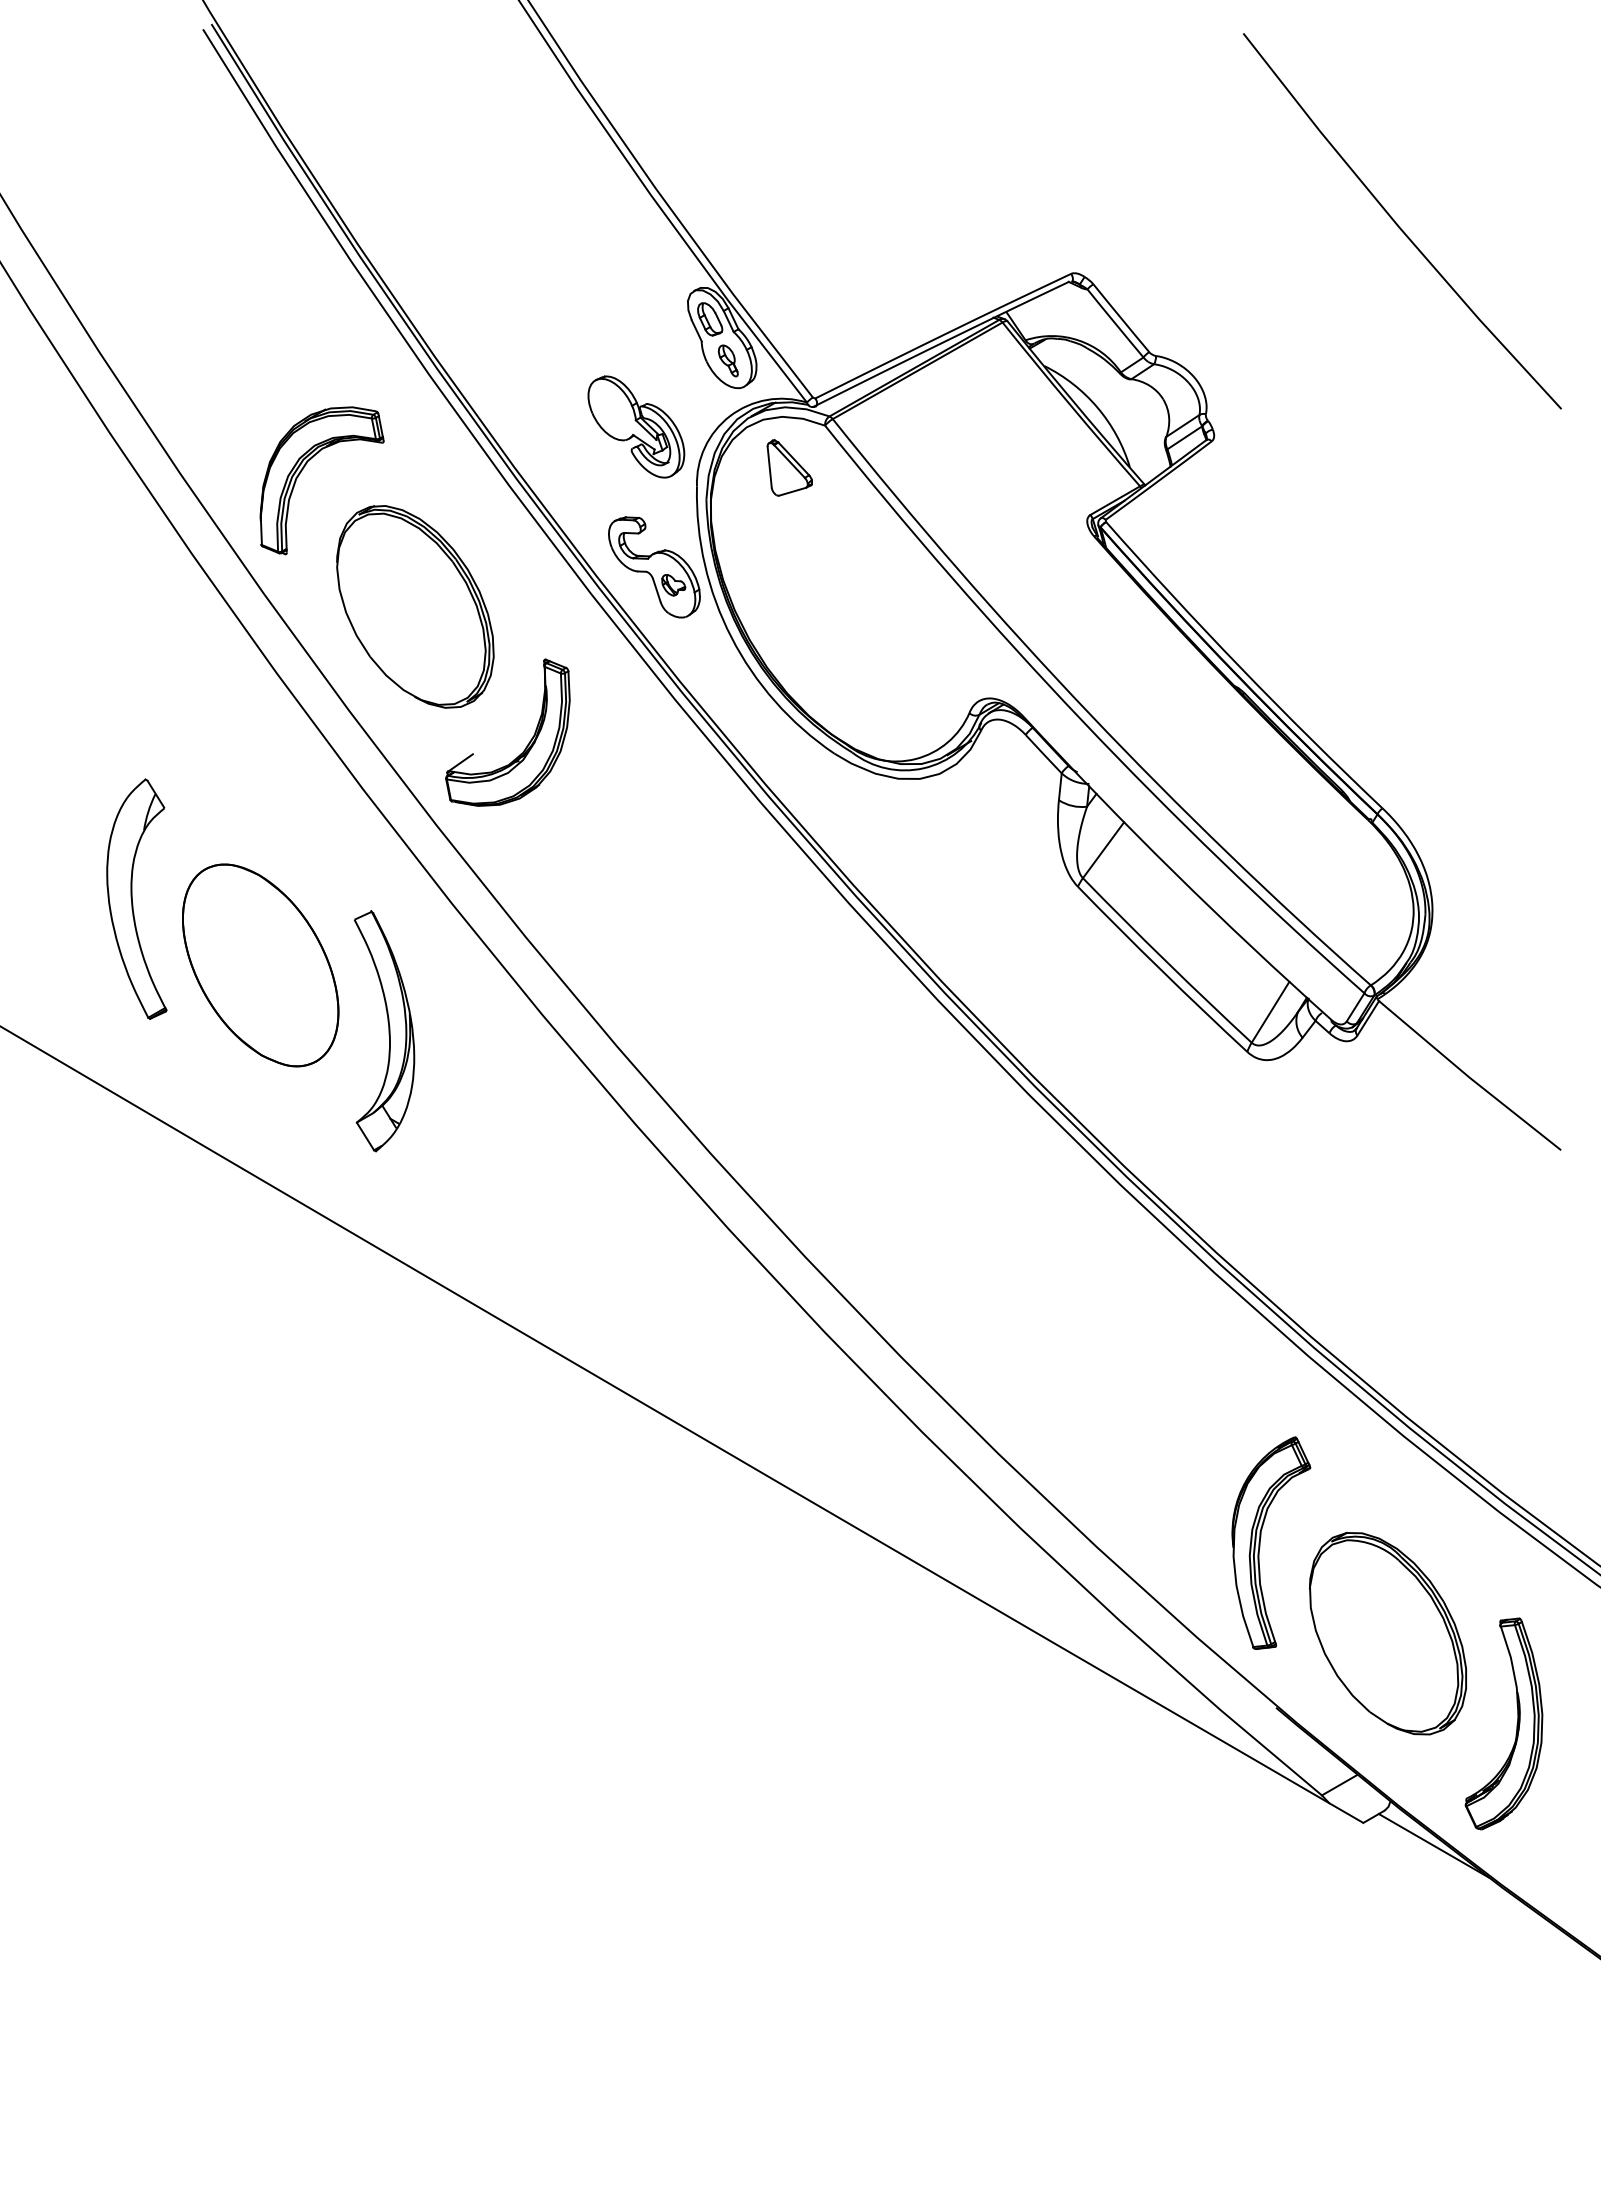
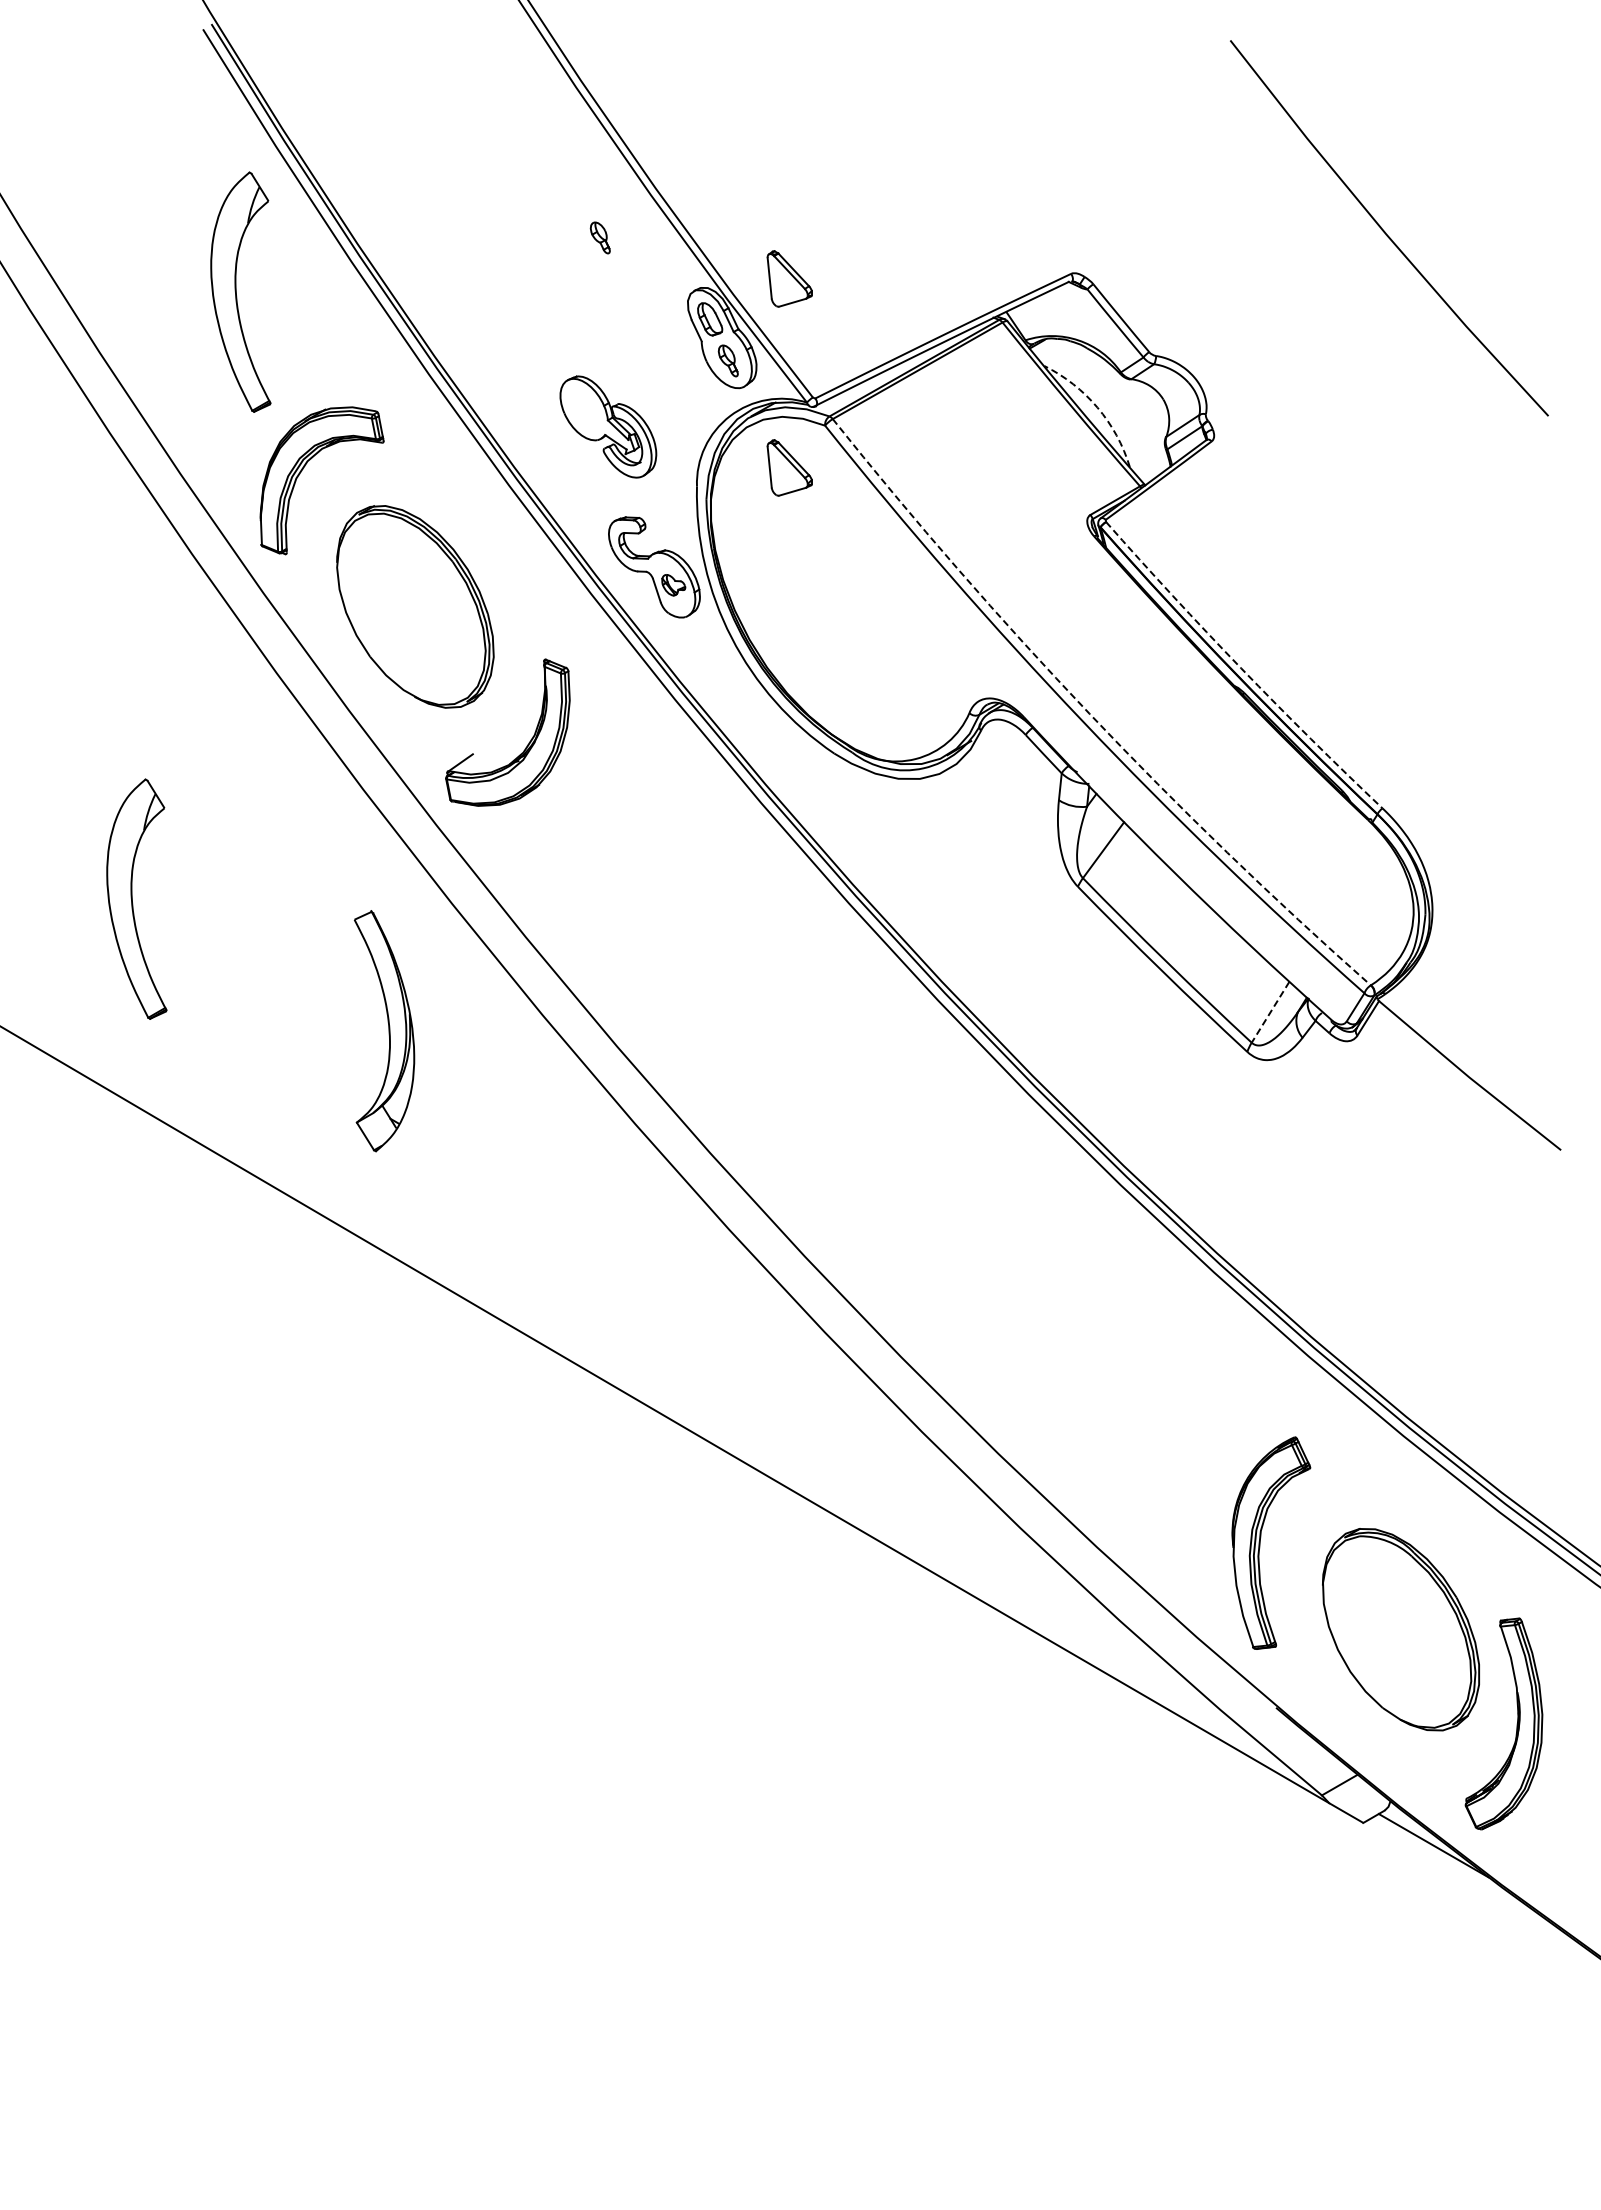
line position: (1398, 224) -> (1385, 231) (1385, 231)
part: none -> present (599, 237)
part: none -> present (789, 278)
part: none -> present (240, 291)
arc: solid -> dashed (1097, 407)
part position: (636, 426) -> (608, 426) (608, 426)
arc: solid -> dashed (1241, 668)
arc: solid -> dashed (1089, 713)
part: present -> none (260, 965)
line: solid -> dashed (1270, 1012)
part position: (1387, 1633) -> (1400, 1629) (1400, 1629)
